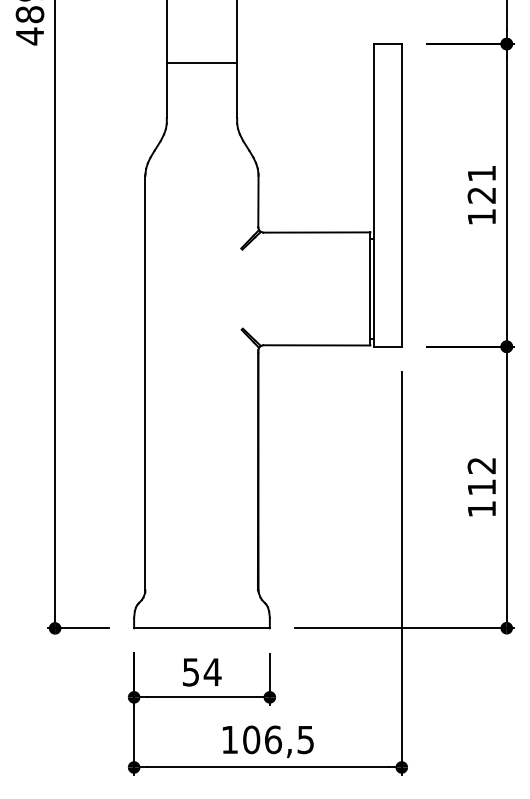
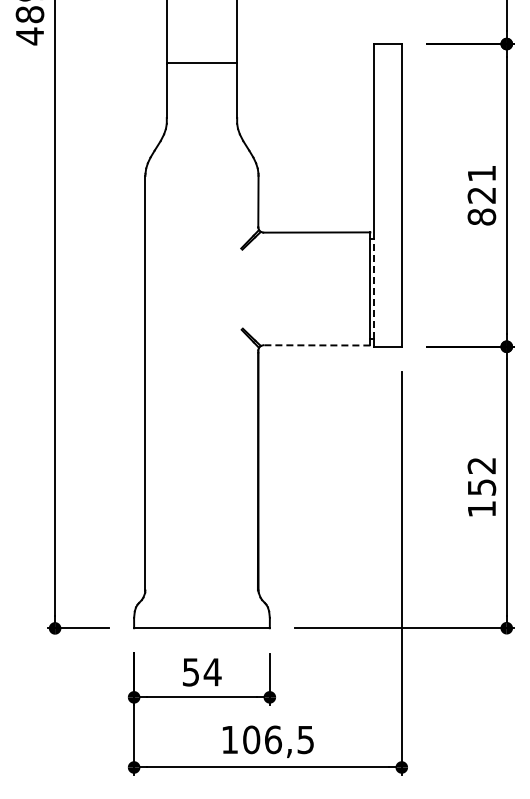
text: 121 -> 821 (481, 216)
line: solid -> dashed (374, 288)
line: solid -> dashed (316, 345)
text: 112 -> 152 (482, 487)
